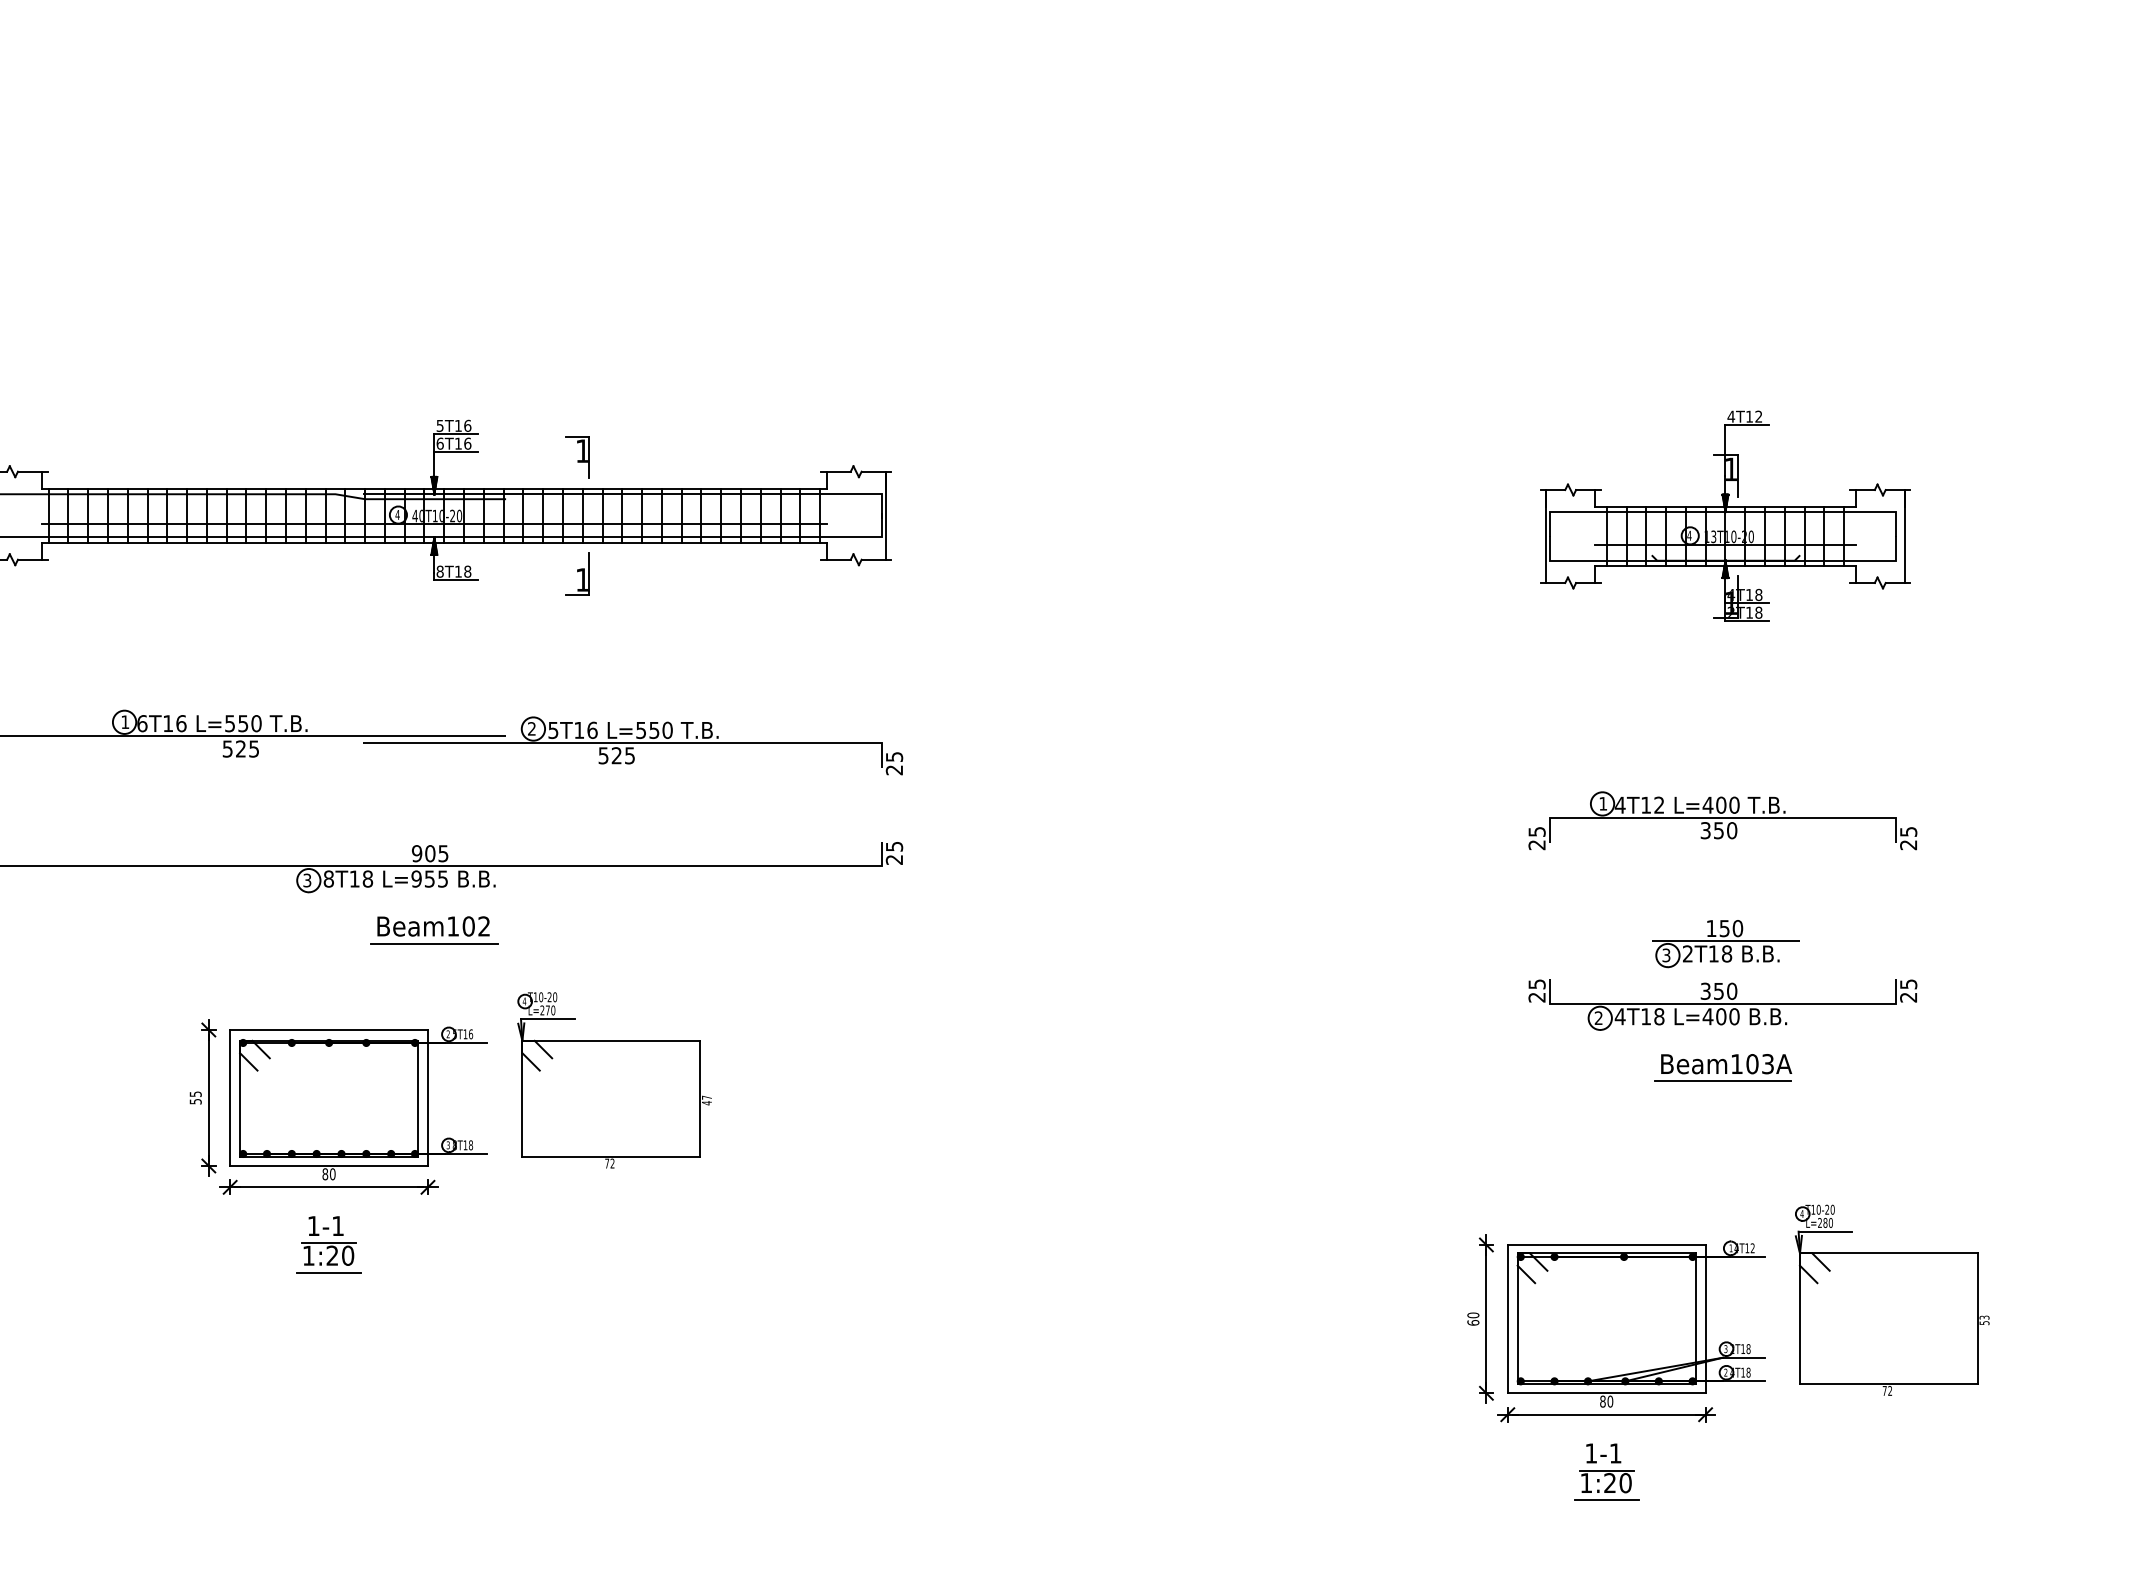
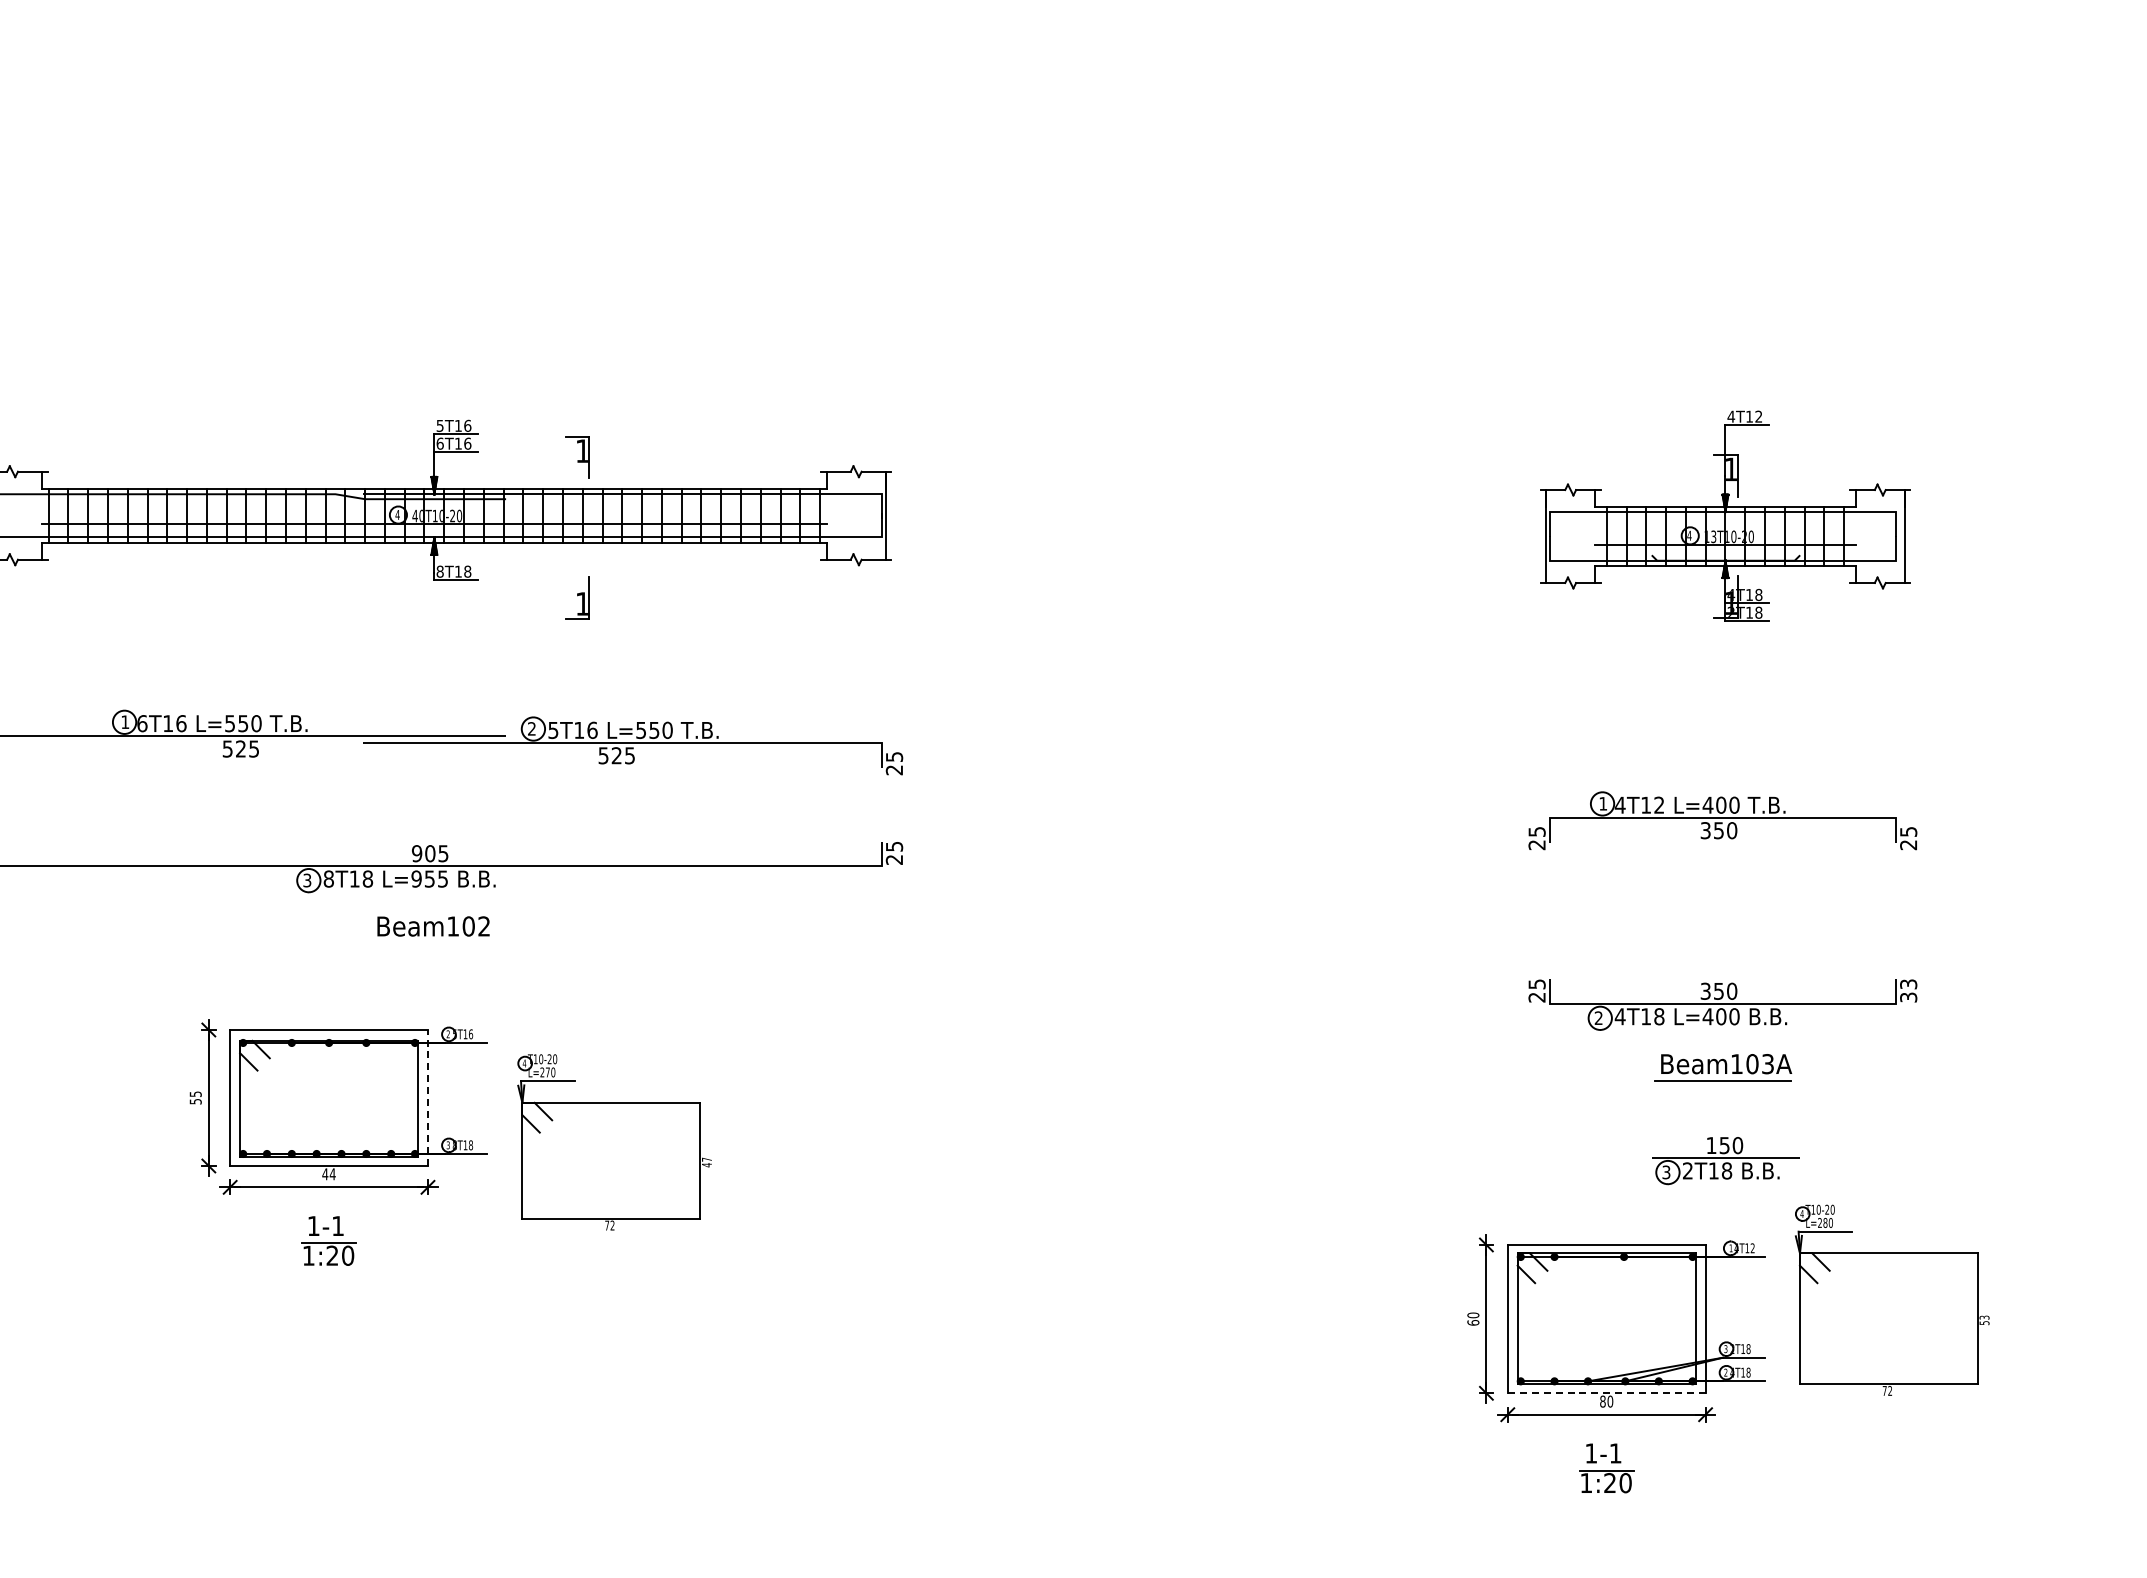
part position: (577, 573) -> (577, 597) (577, 597)
line: present -> none (434, 943)
part position: (1725, 944) -> (1725, 1161) (1725, 1161)
text: 25 -> 33 (1908, 990)
part position: (614, 1080) -> (614, 1142) (614, 1142)
line: solid -> dashed (428, 1097)
text: 80 -> 44 (328, 1174)
line: present -> none (329, 1273)
line: solid -> dashed (1606, 1393)
line: present -> none (1606, 1500)
